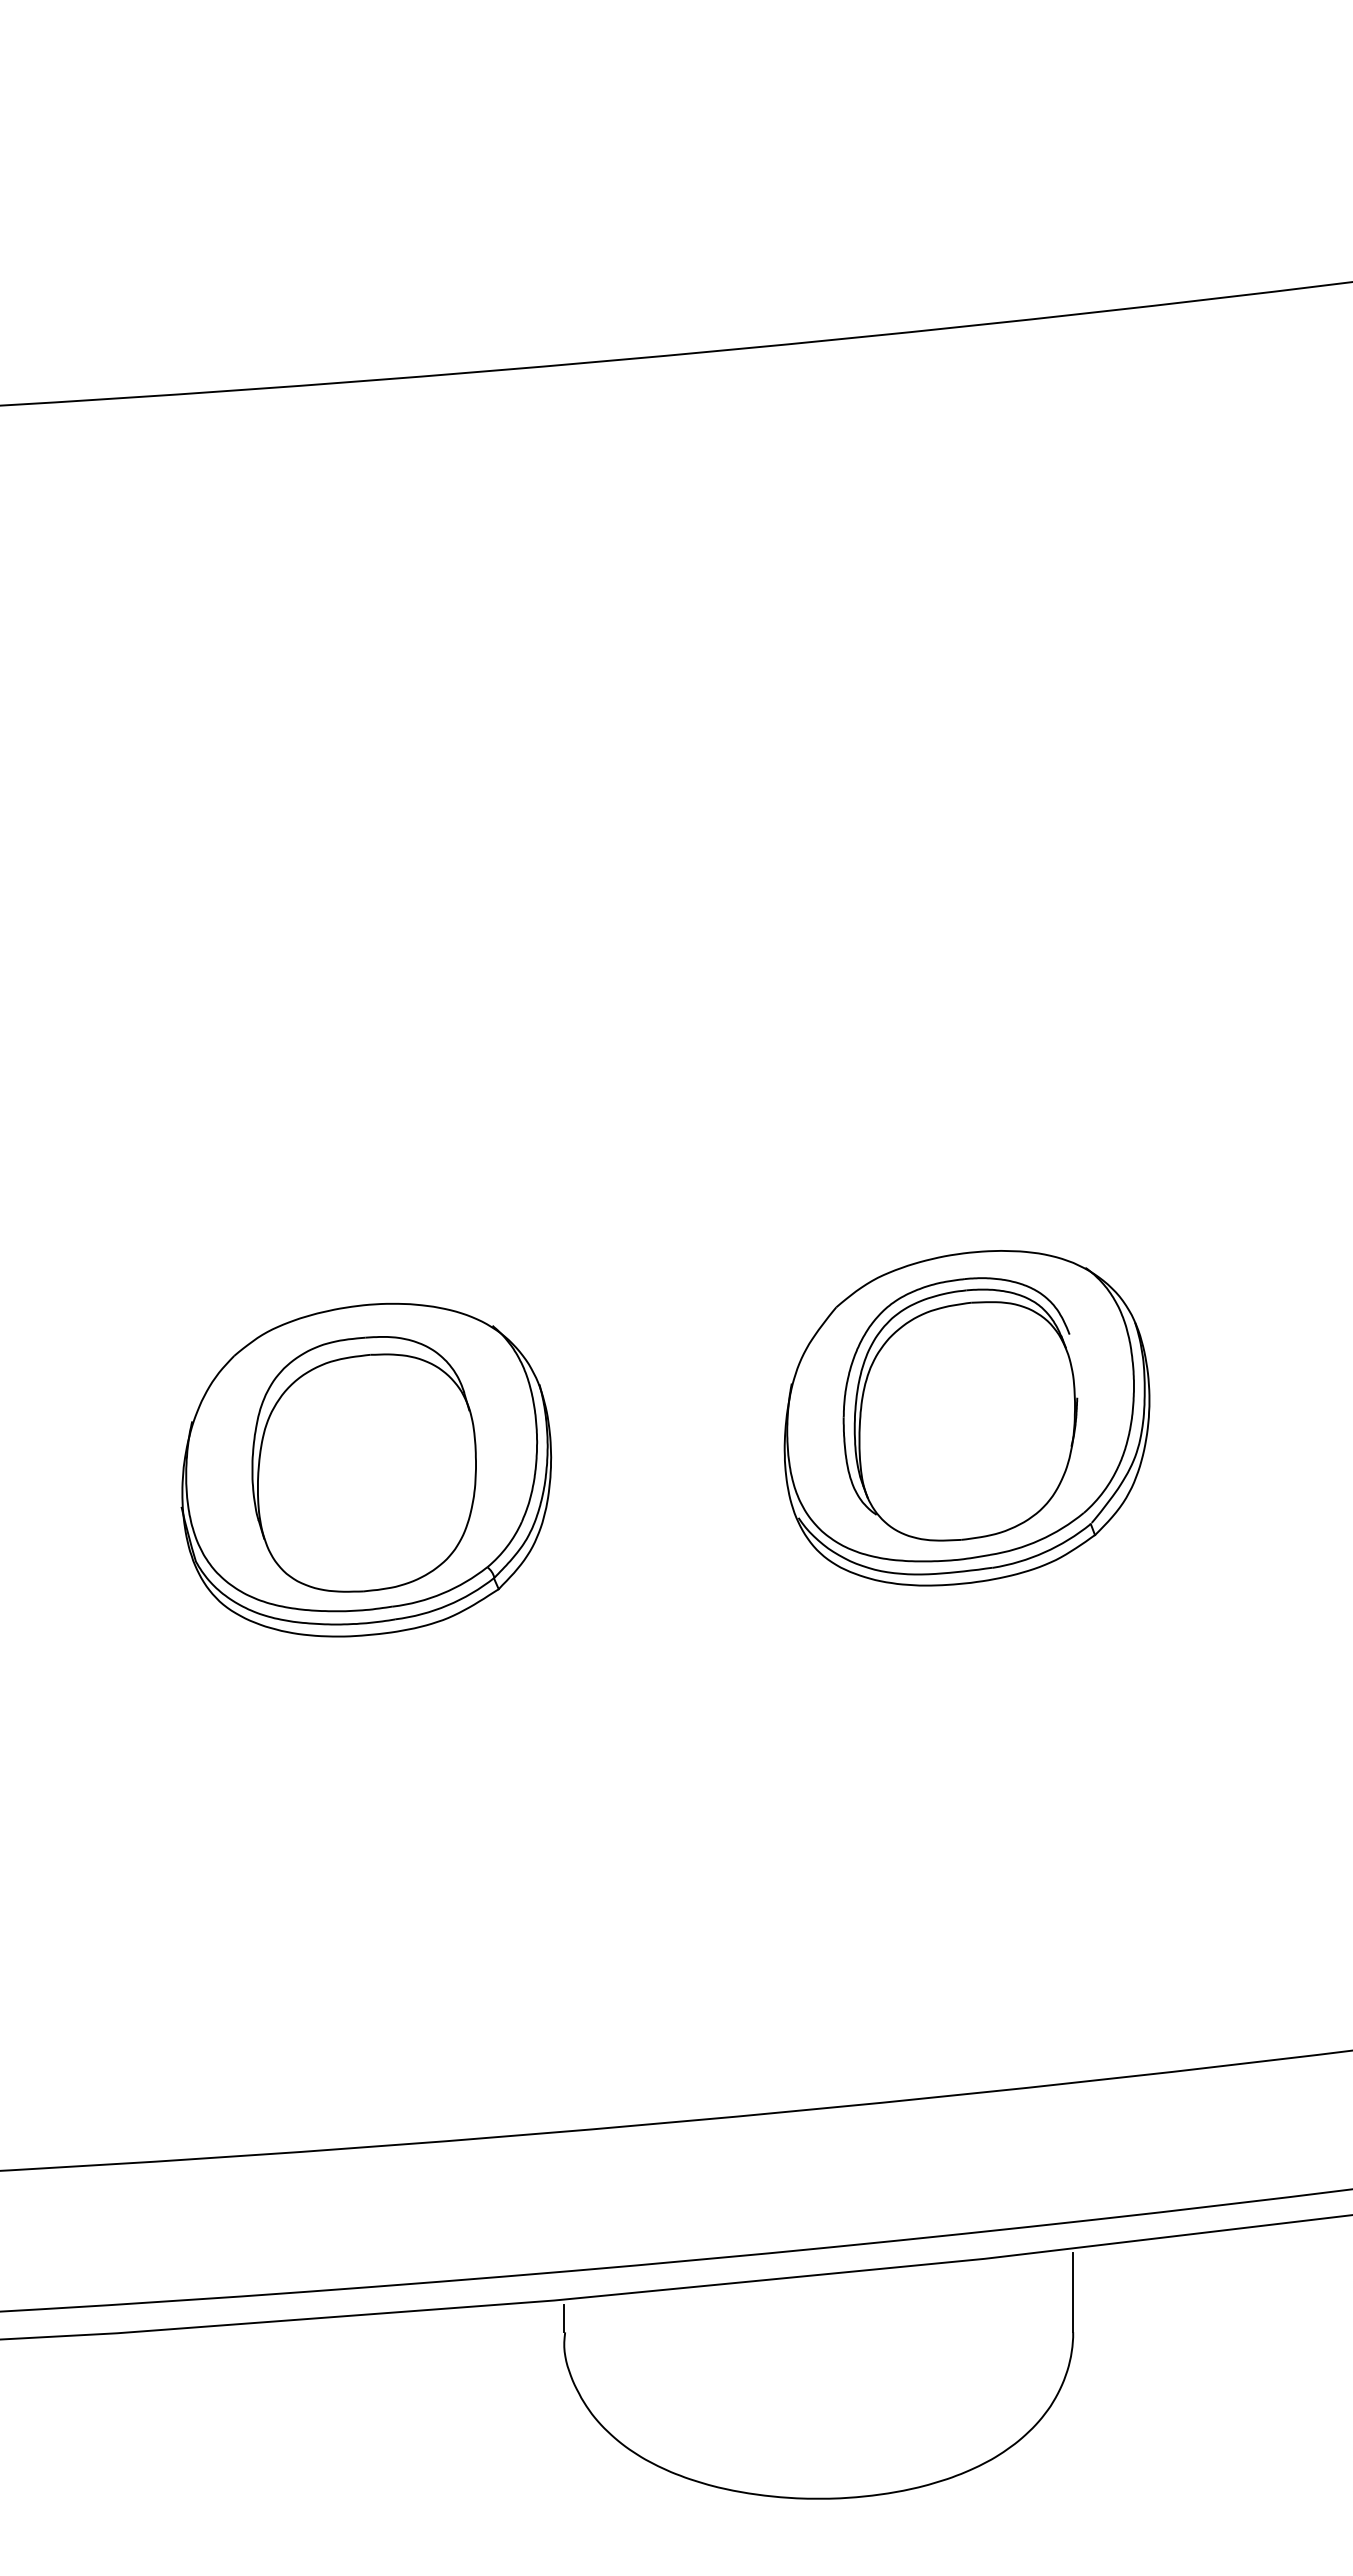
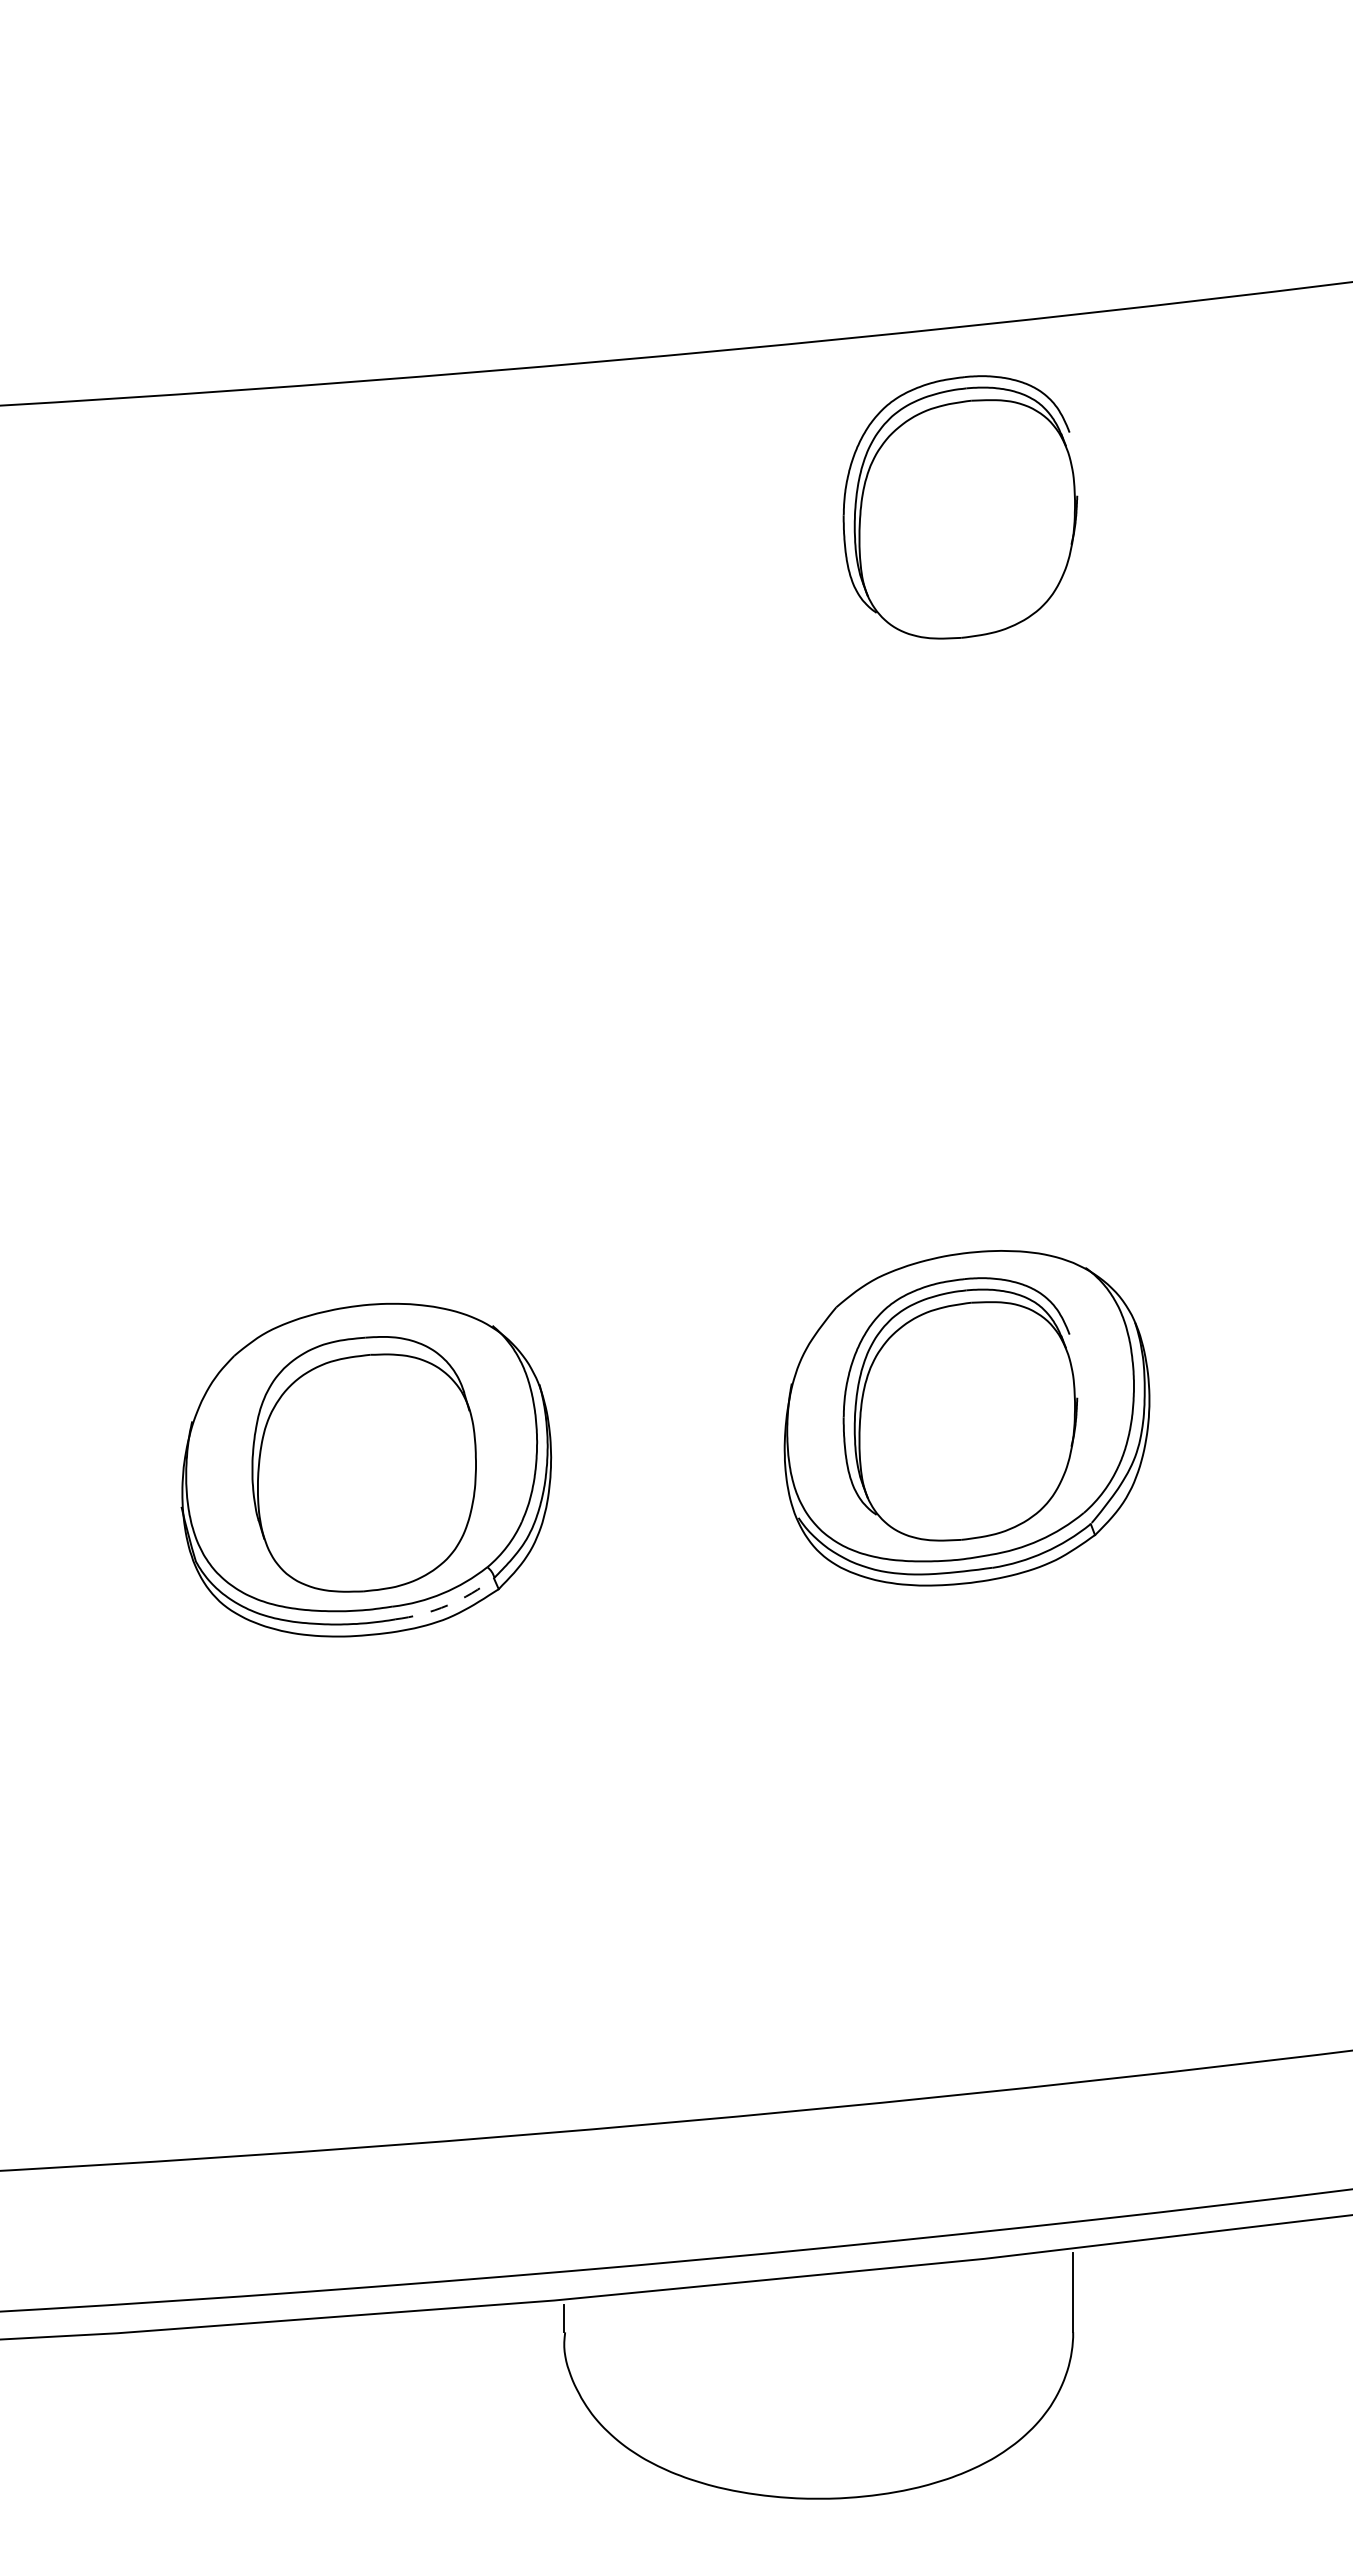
part: none -> present (960, 507)
arc: solid -> dashed (447, 1605)
